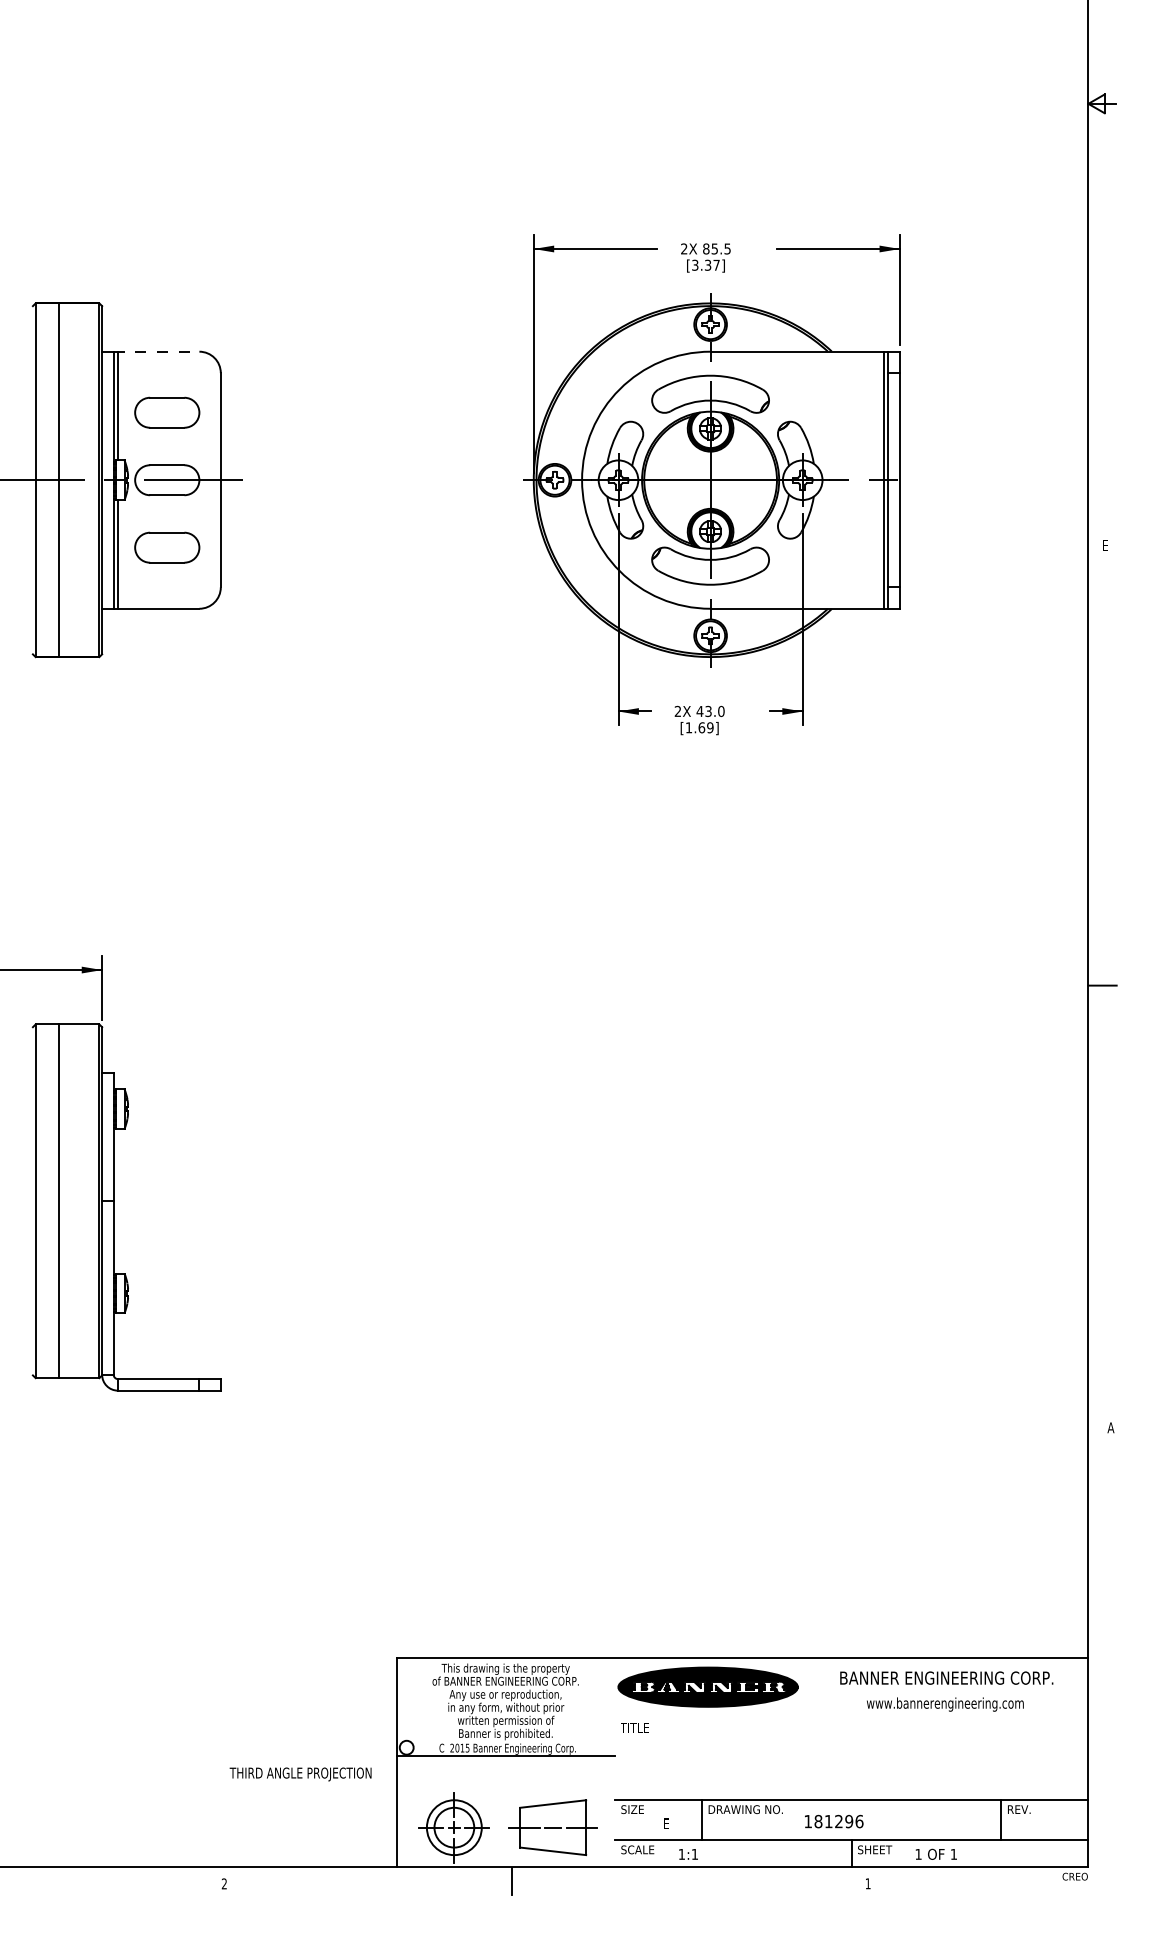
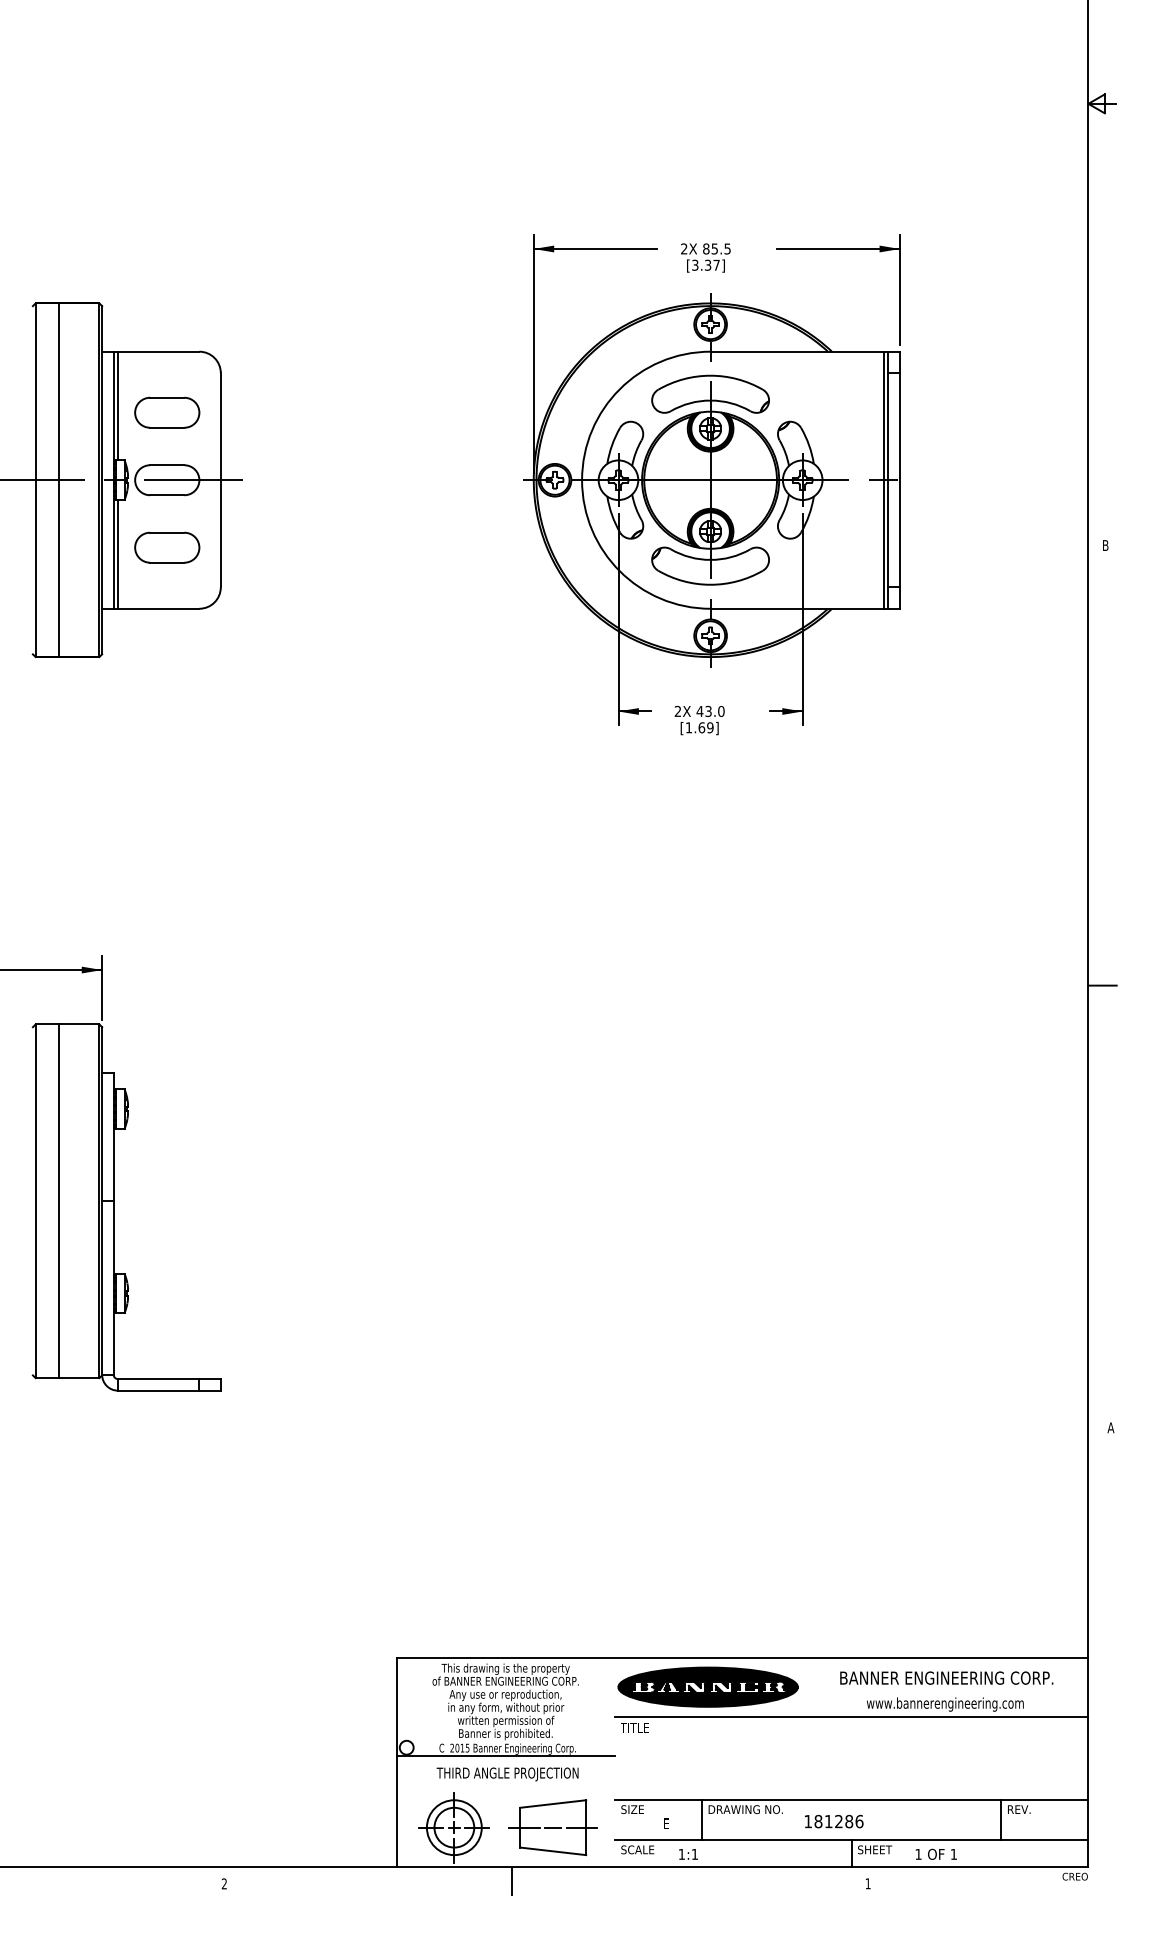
line: dashed -> solid (156, 351)
text: E -> B (1106, 545)
line: none -> present (851, 1717)
text position: (300, 1774) -> (507, 1774) (507, 1774)
text: 181296 -> 181286 (849, 1821)
